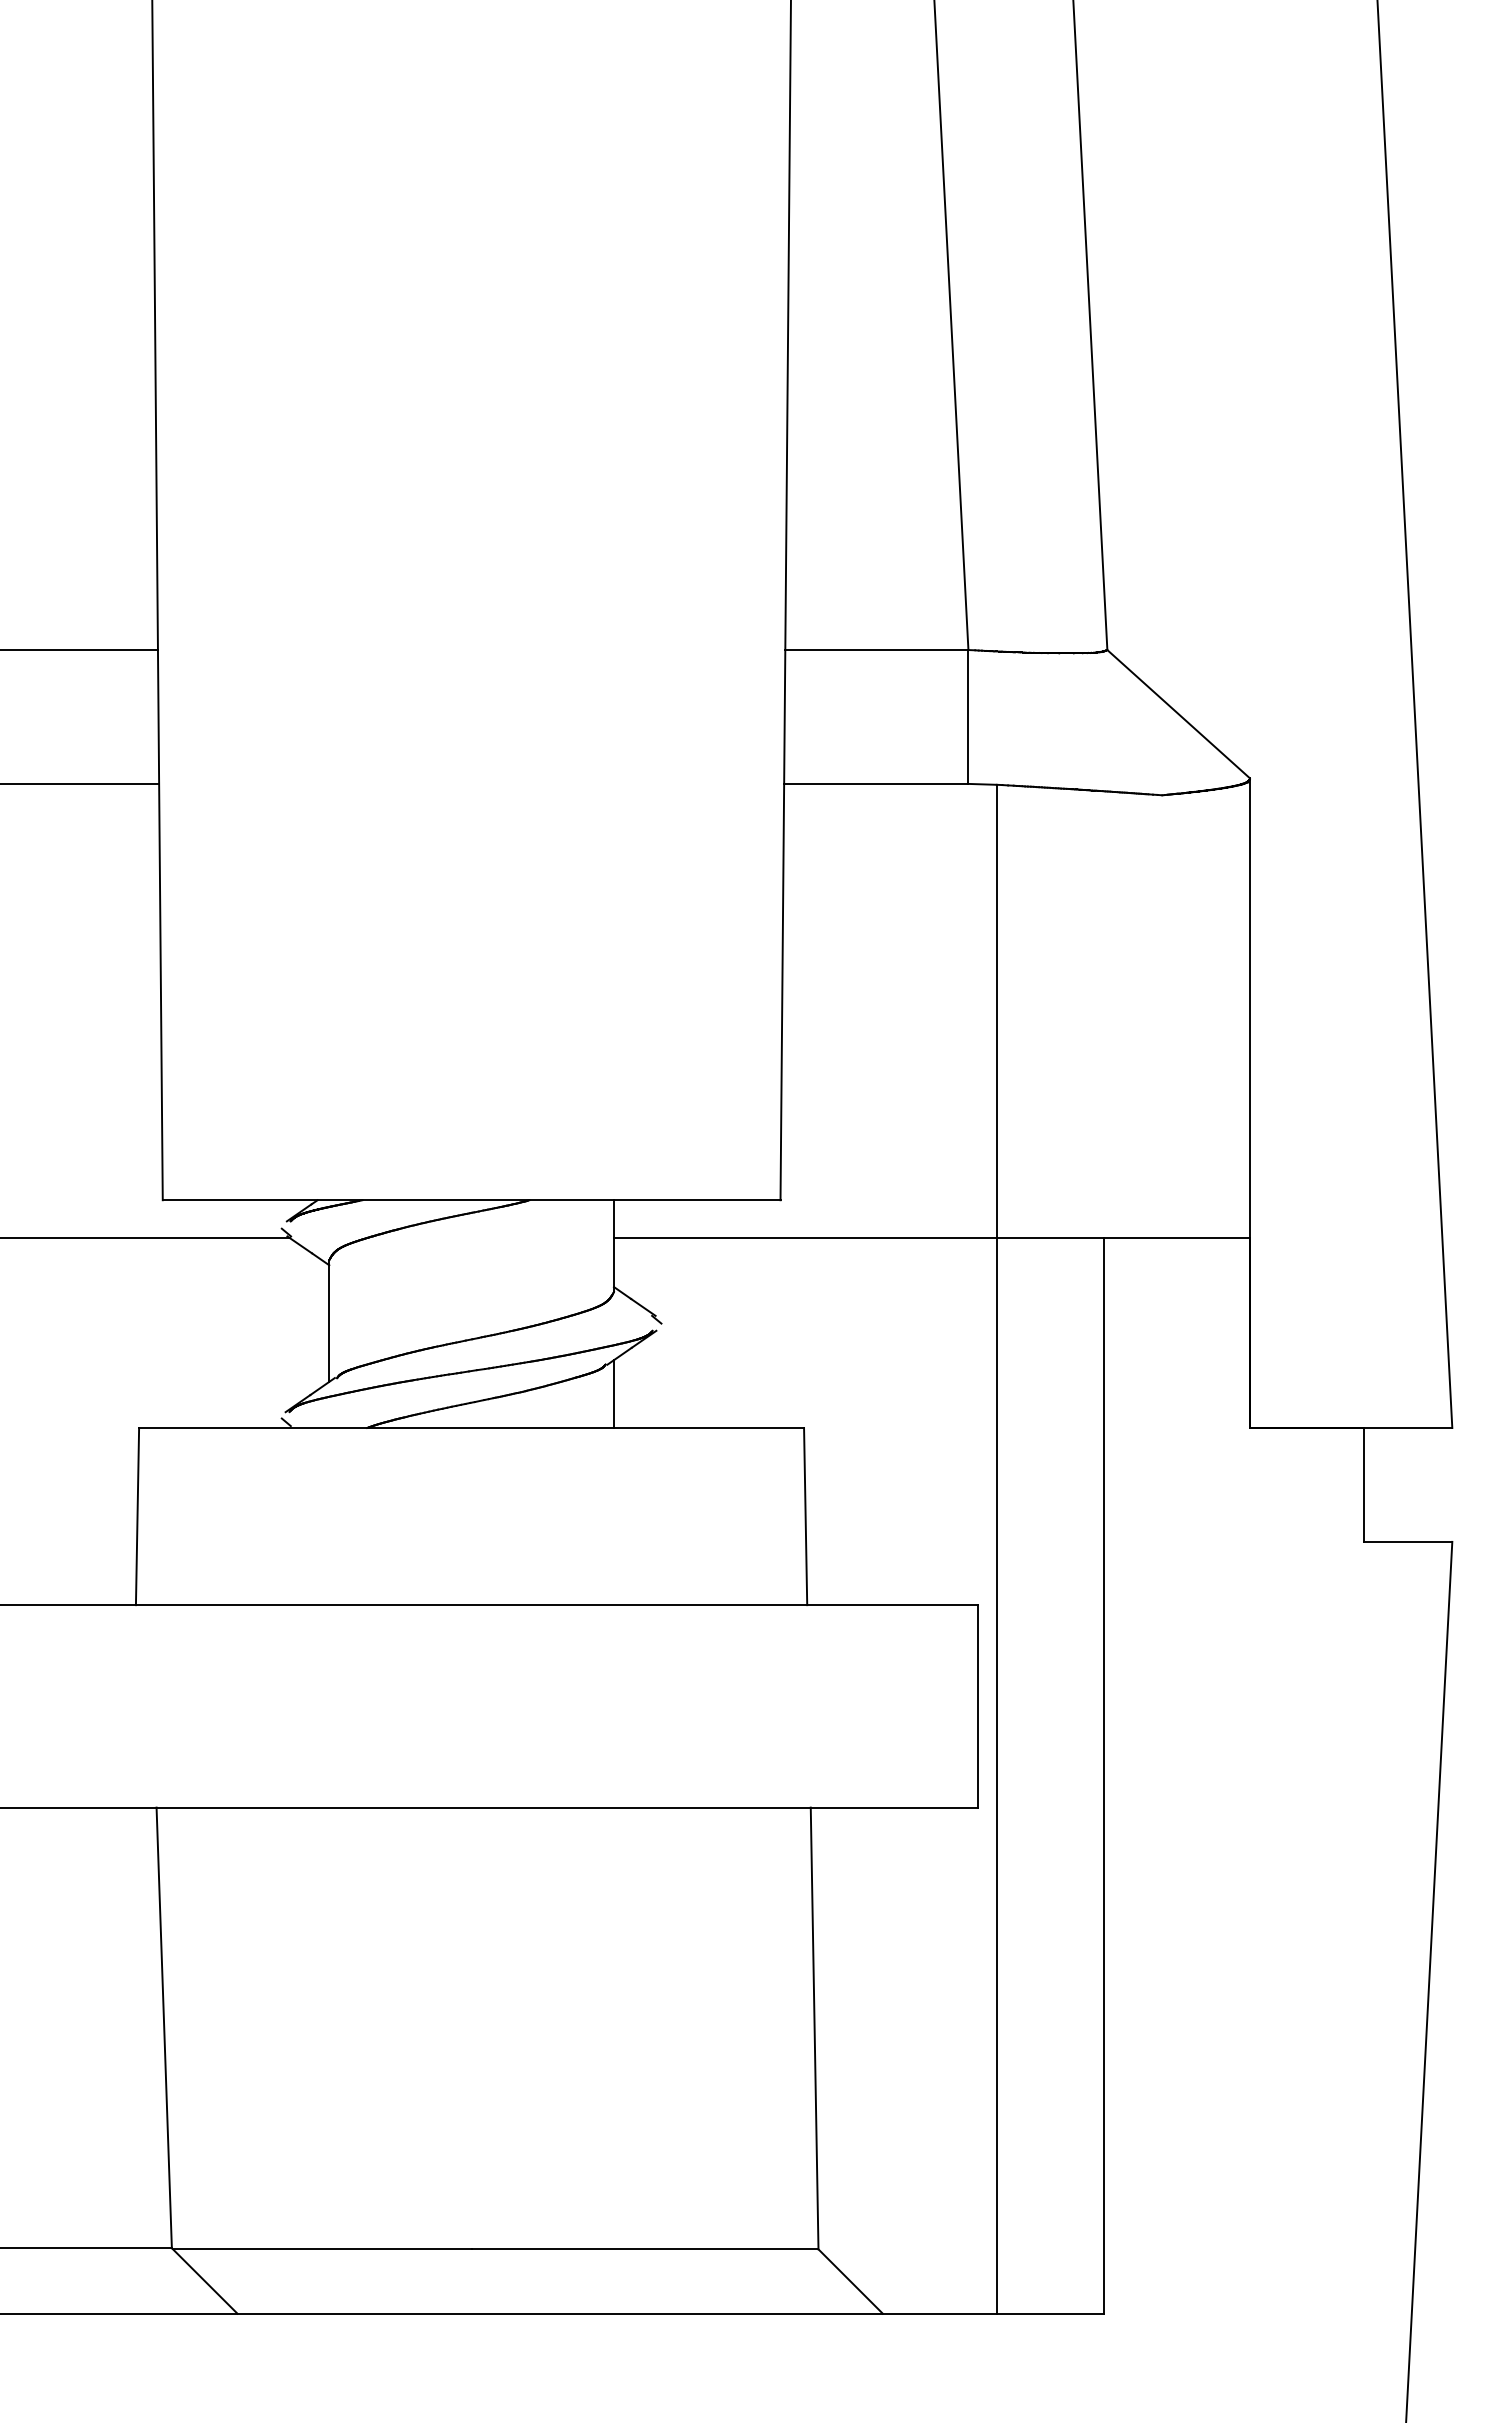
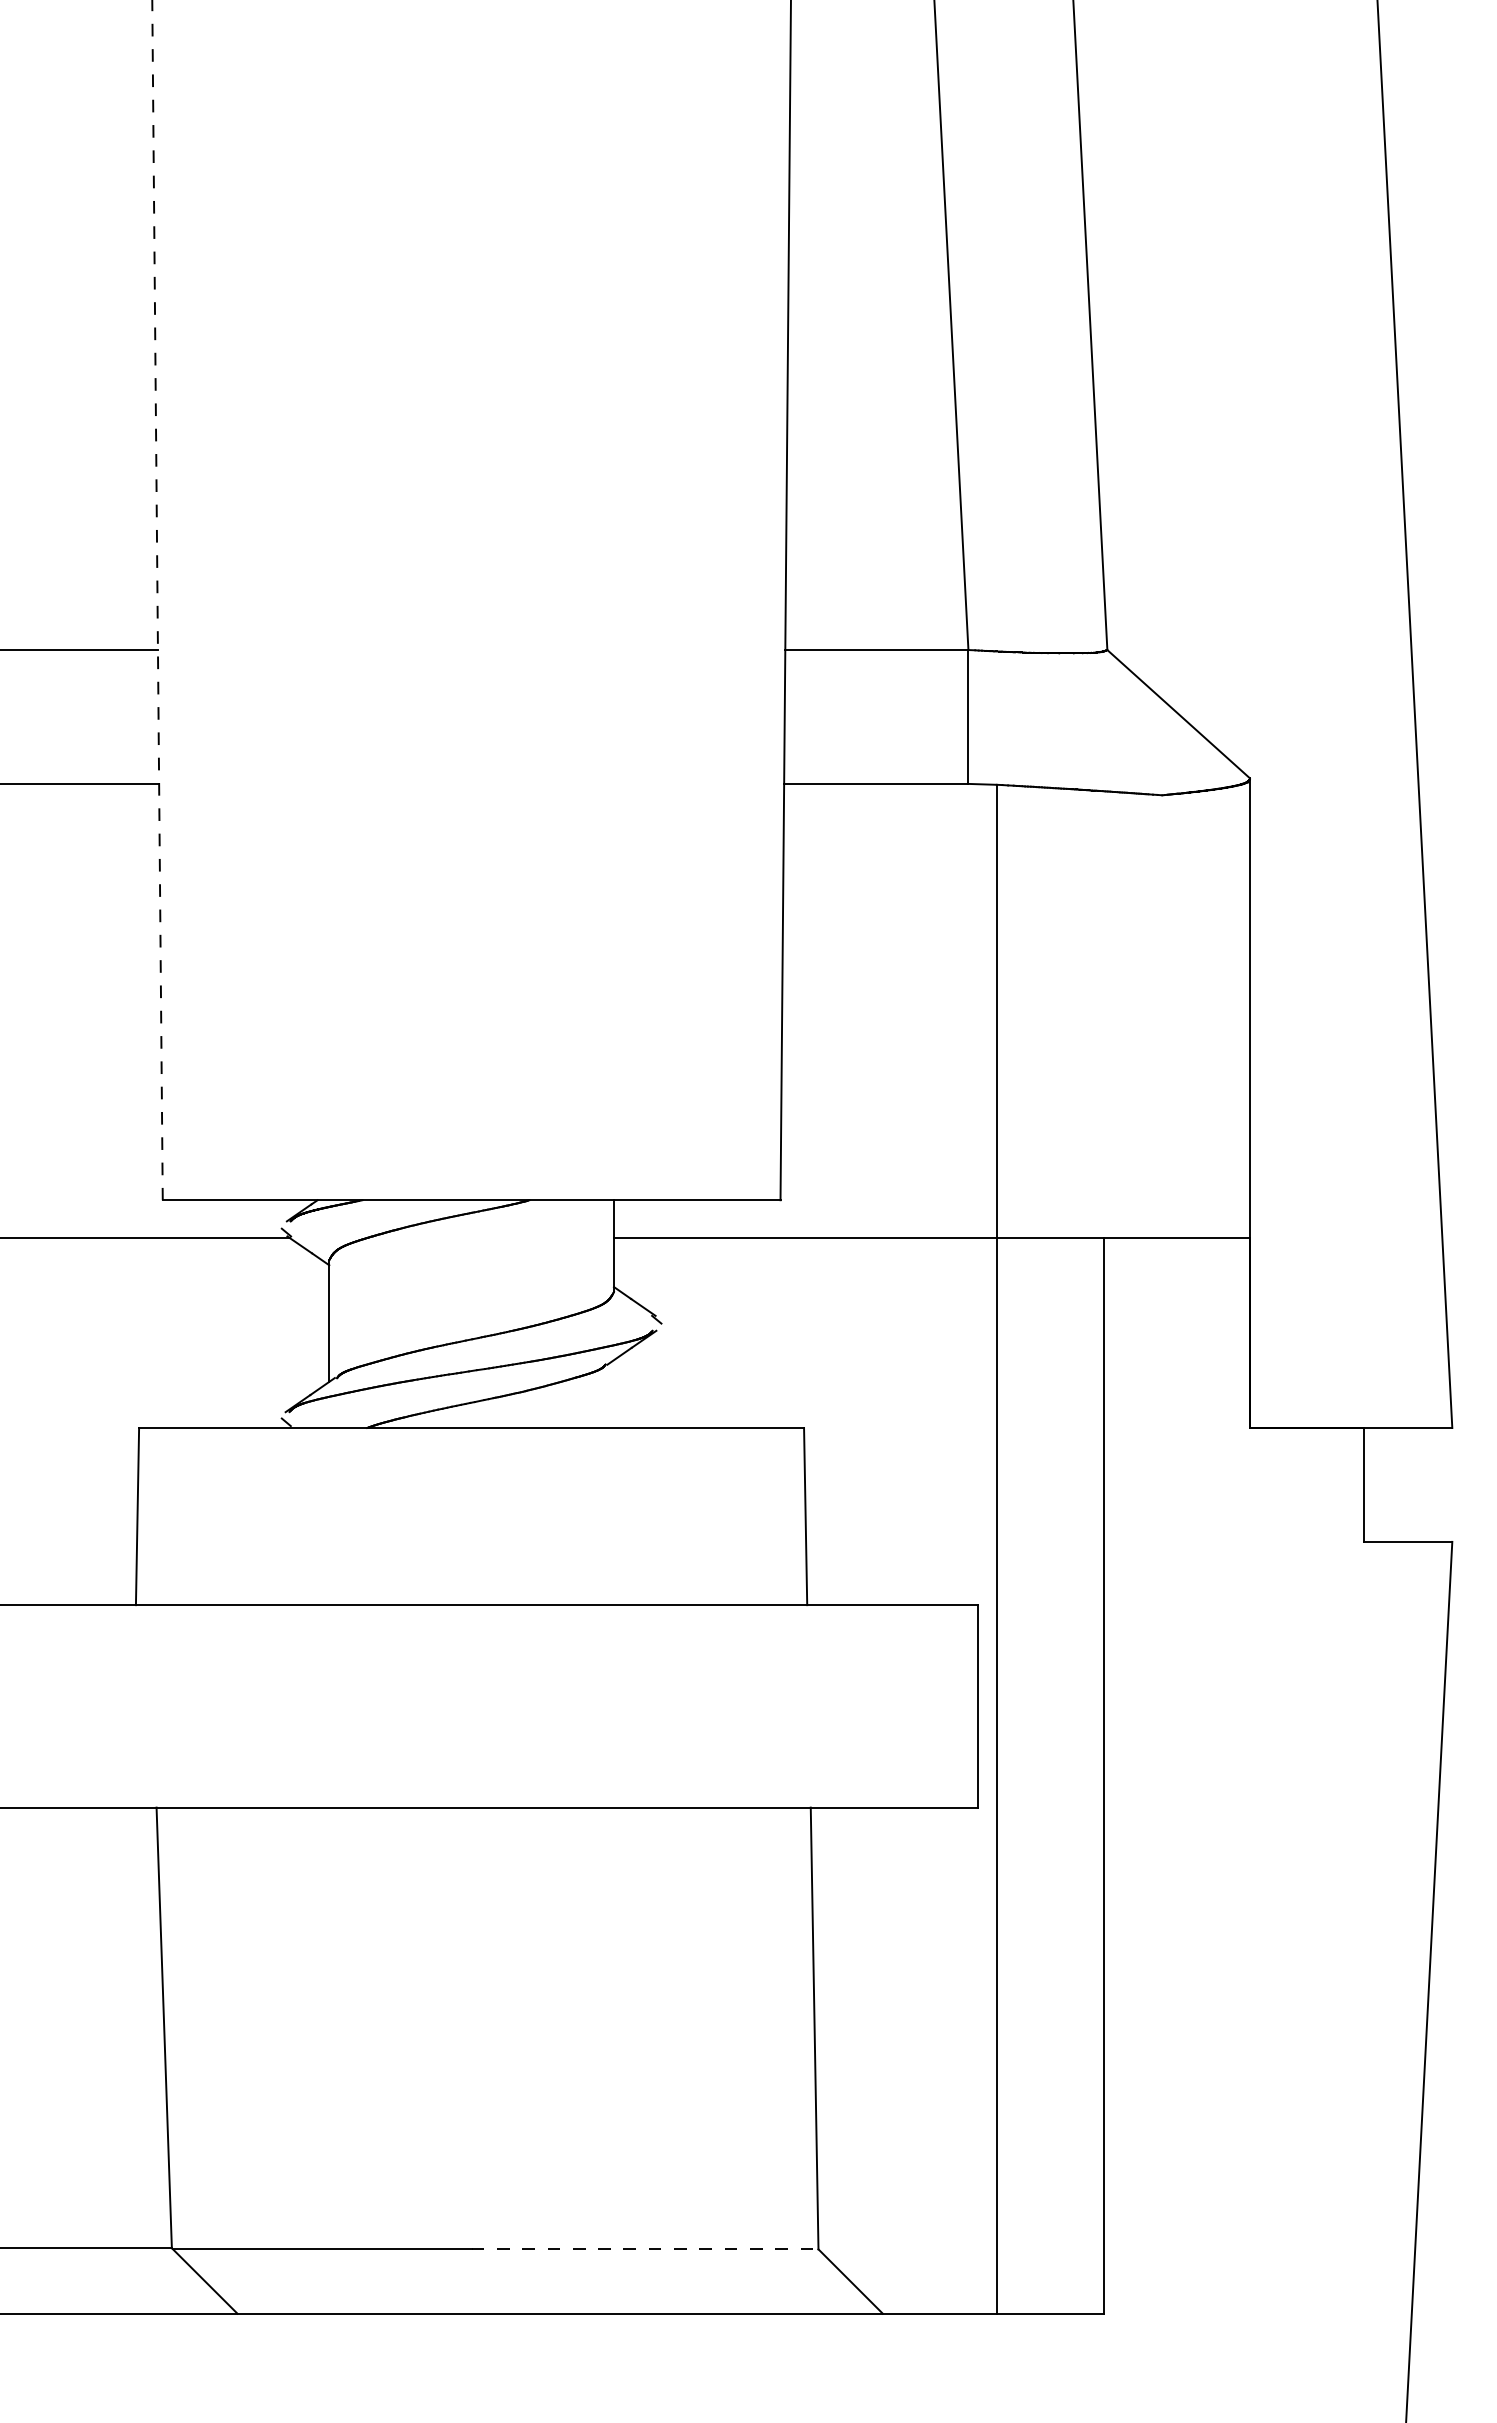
line: solid -> dashed (157, 600)
line: present -> none (614, 1394)
line: solid -> dashed (645, 2249)
